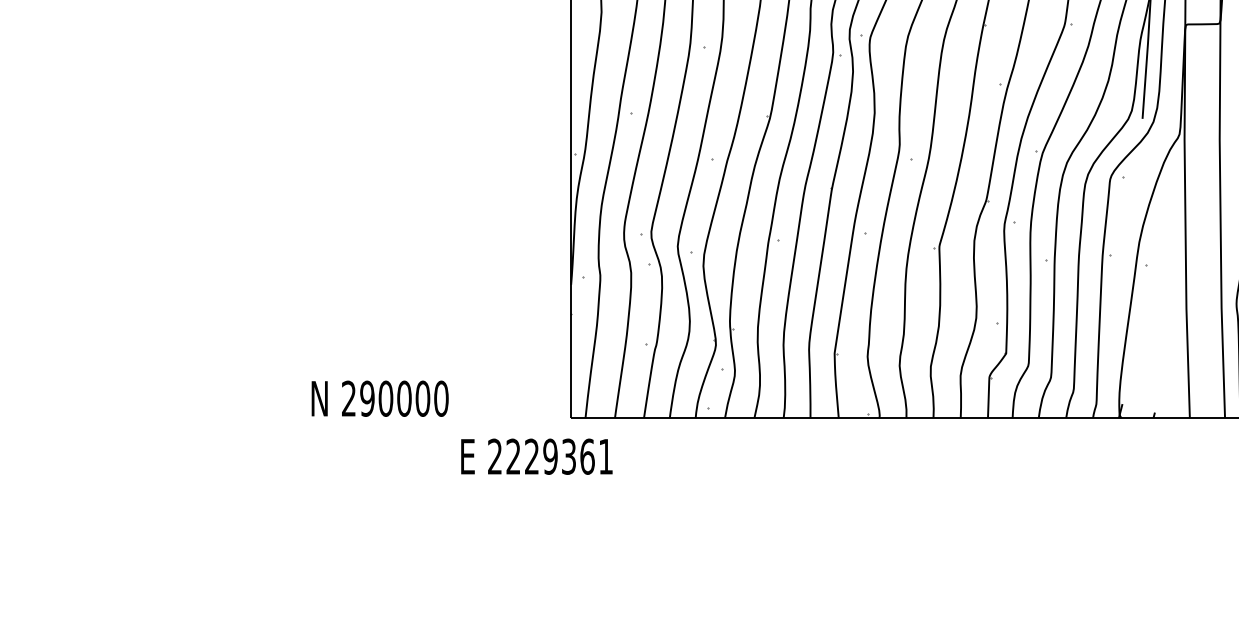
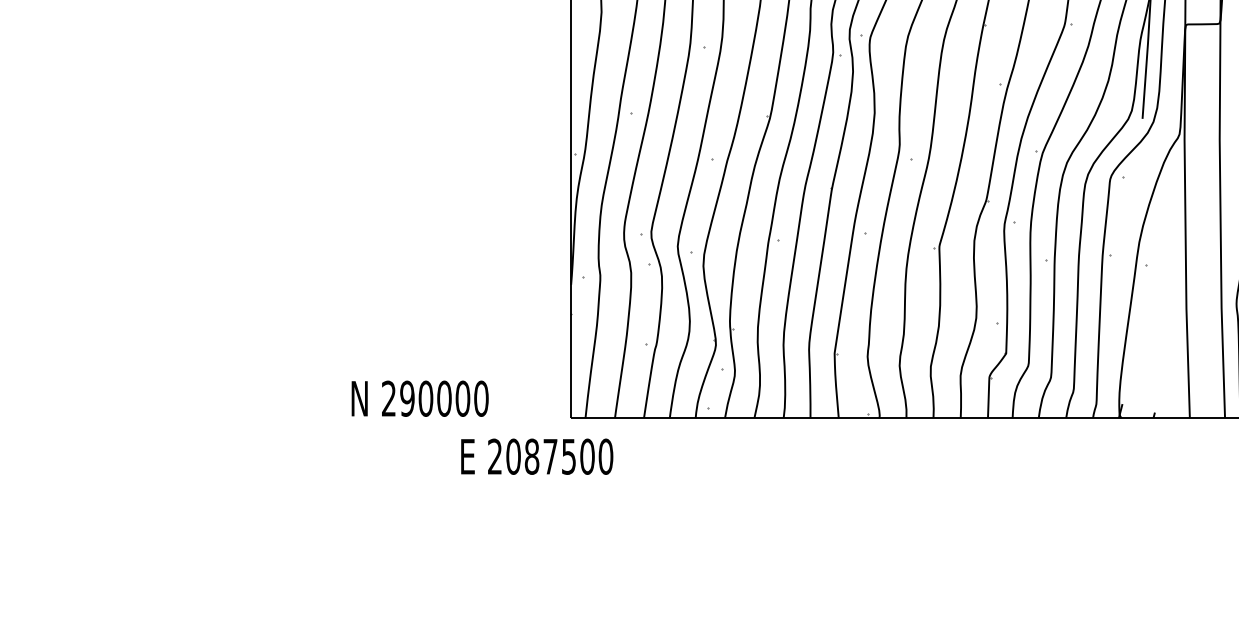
text position: (379, 398) -> (419, 398) (419, 398)
text: 2229361 -> 2087500 (559, 456)
